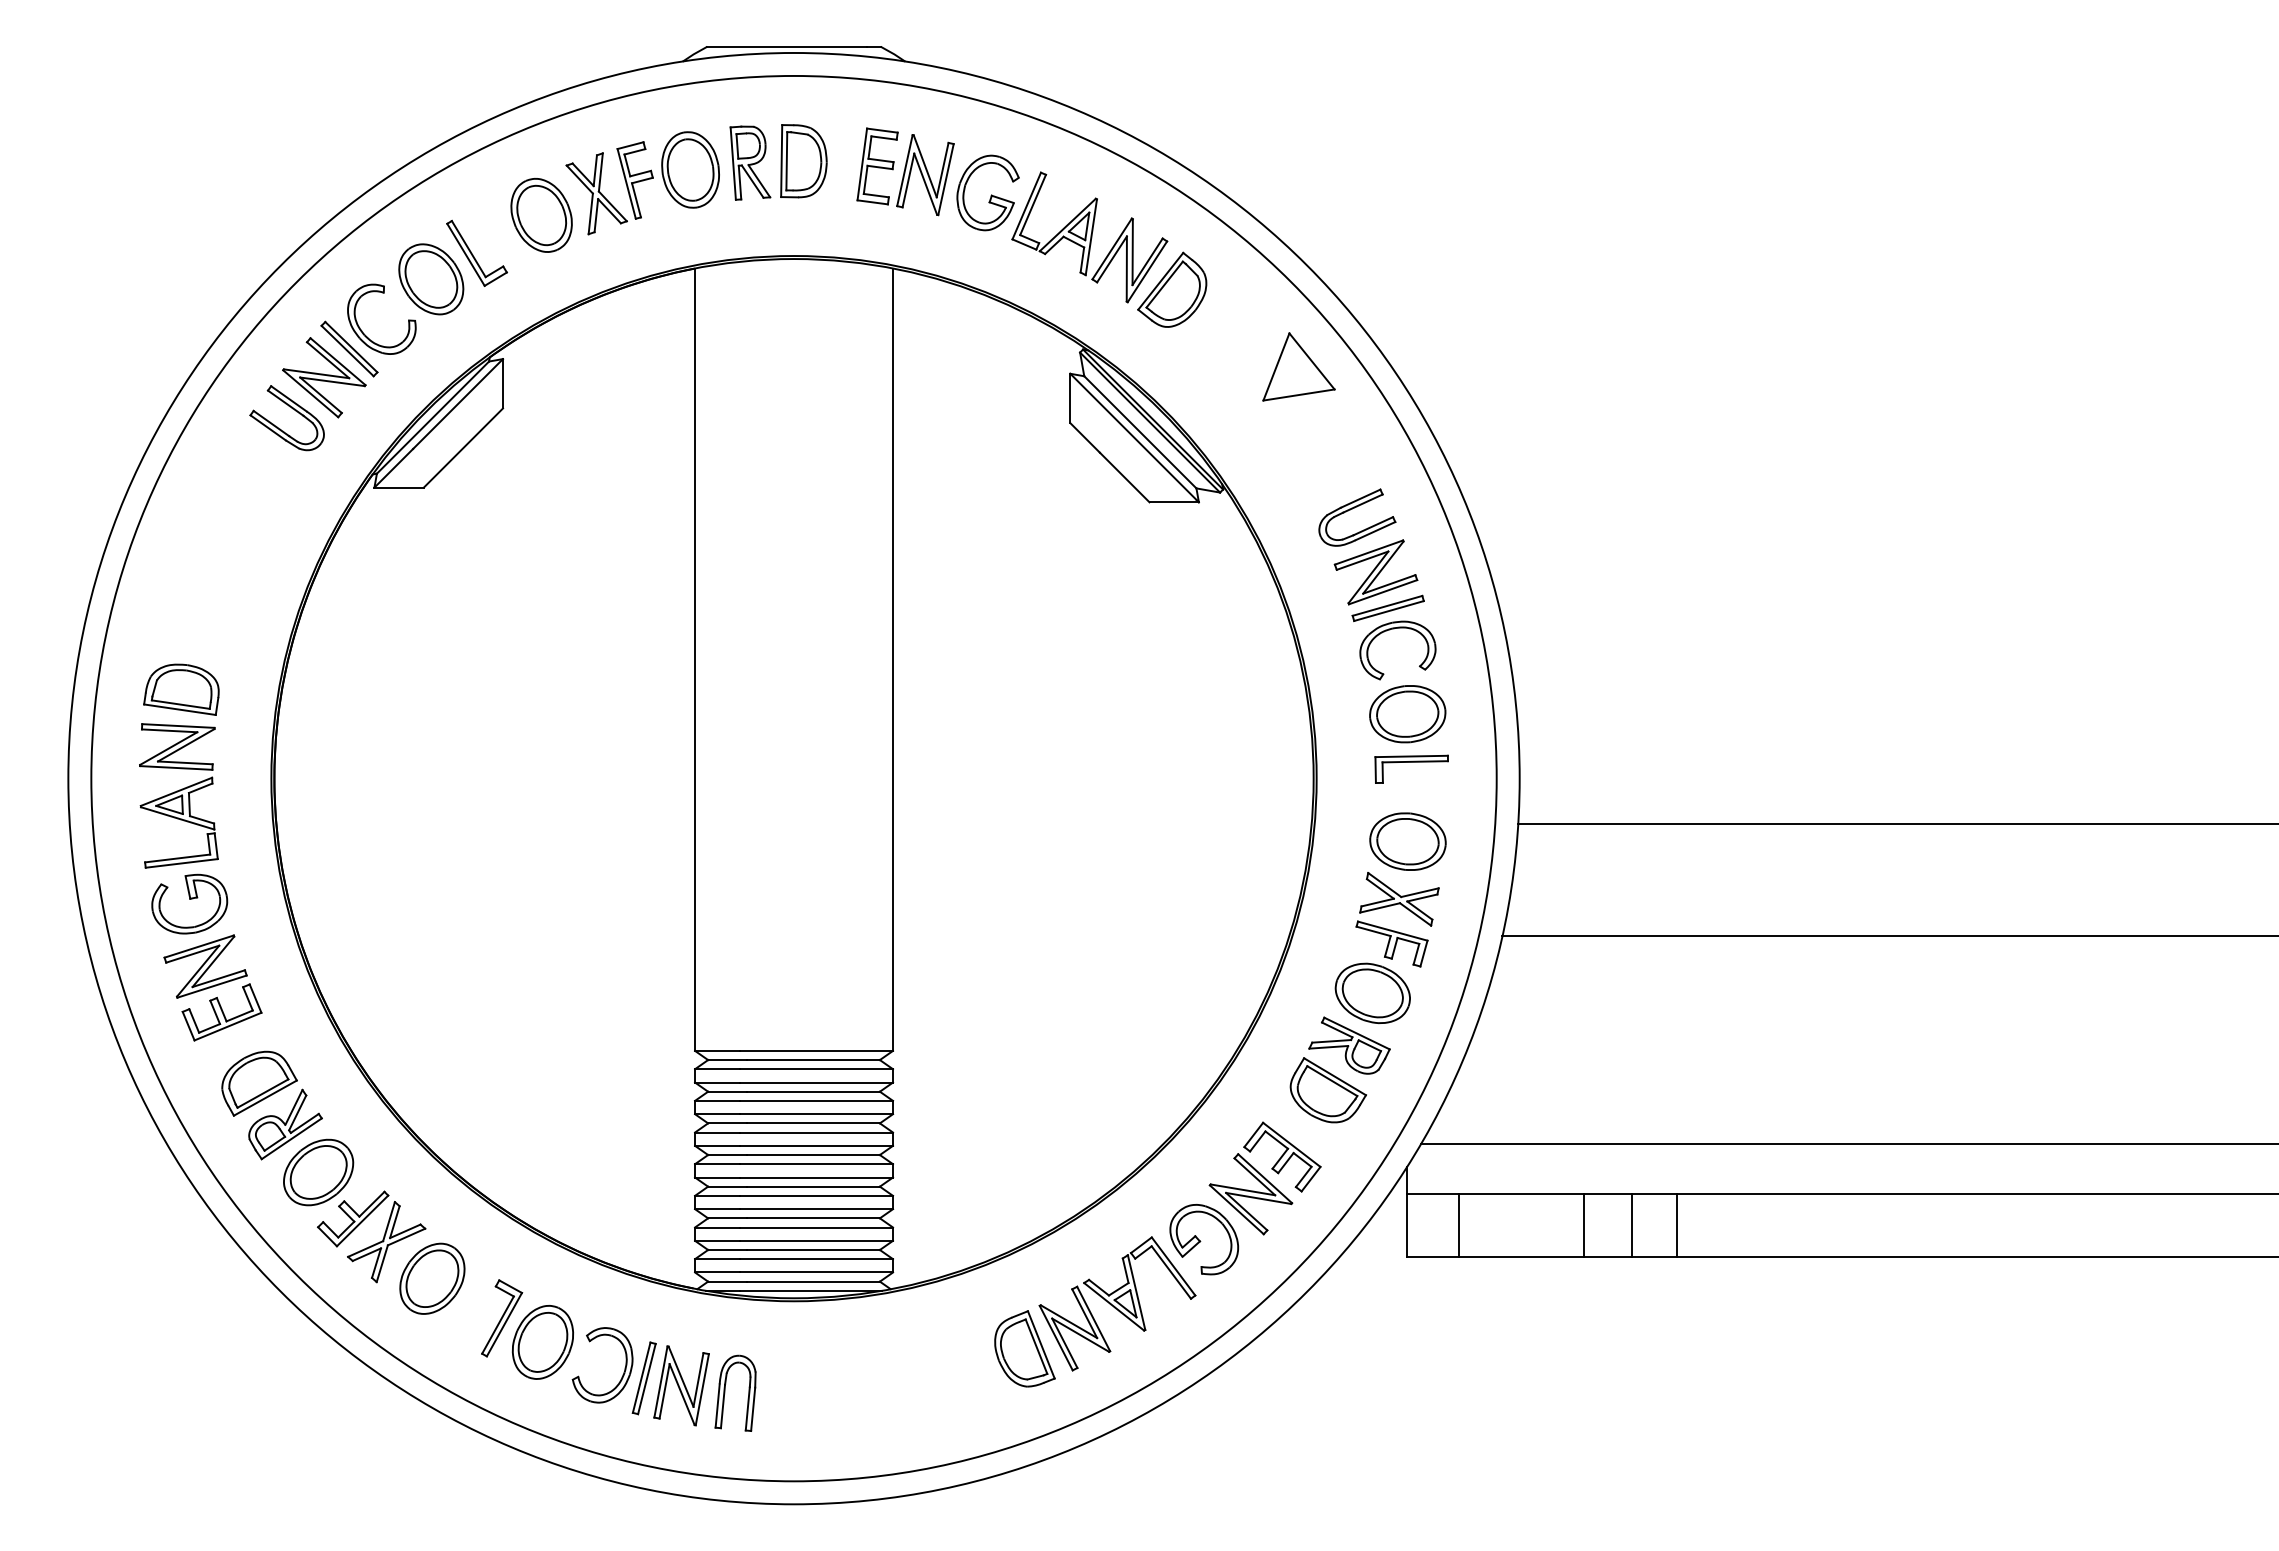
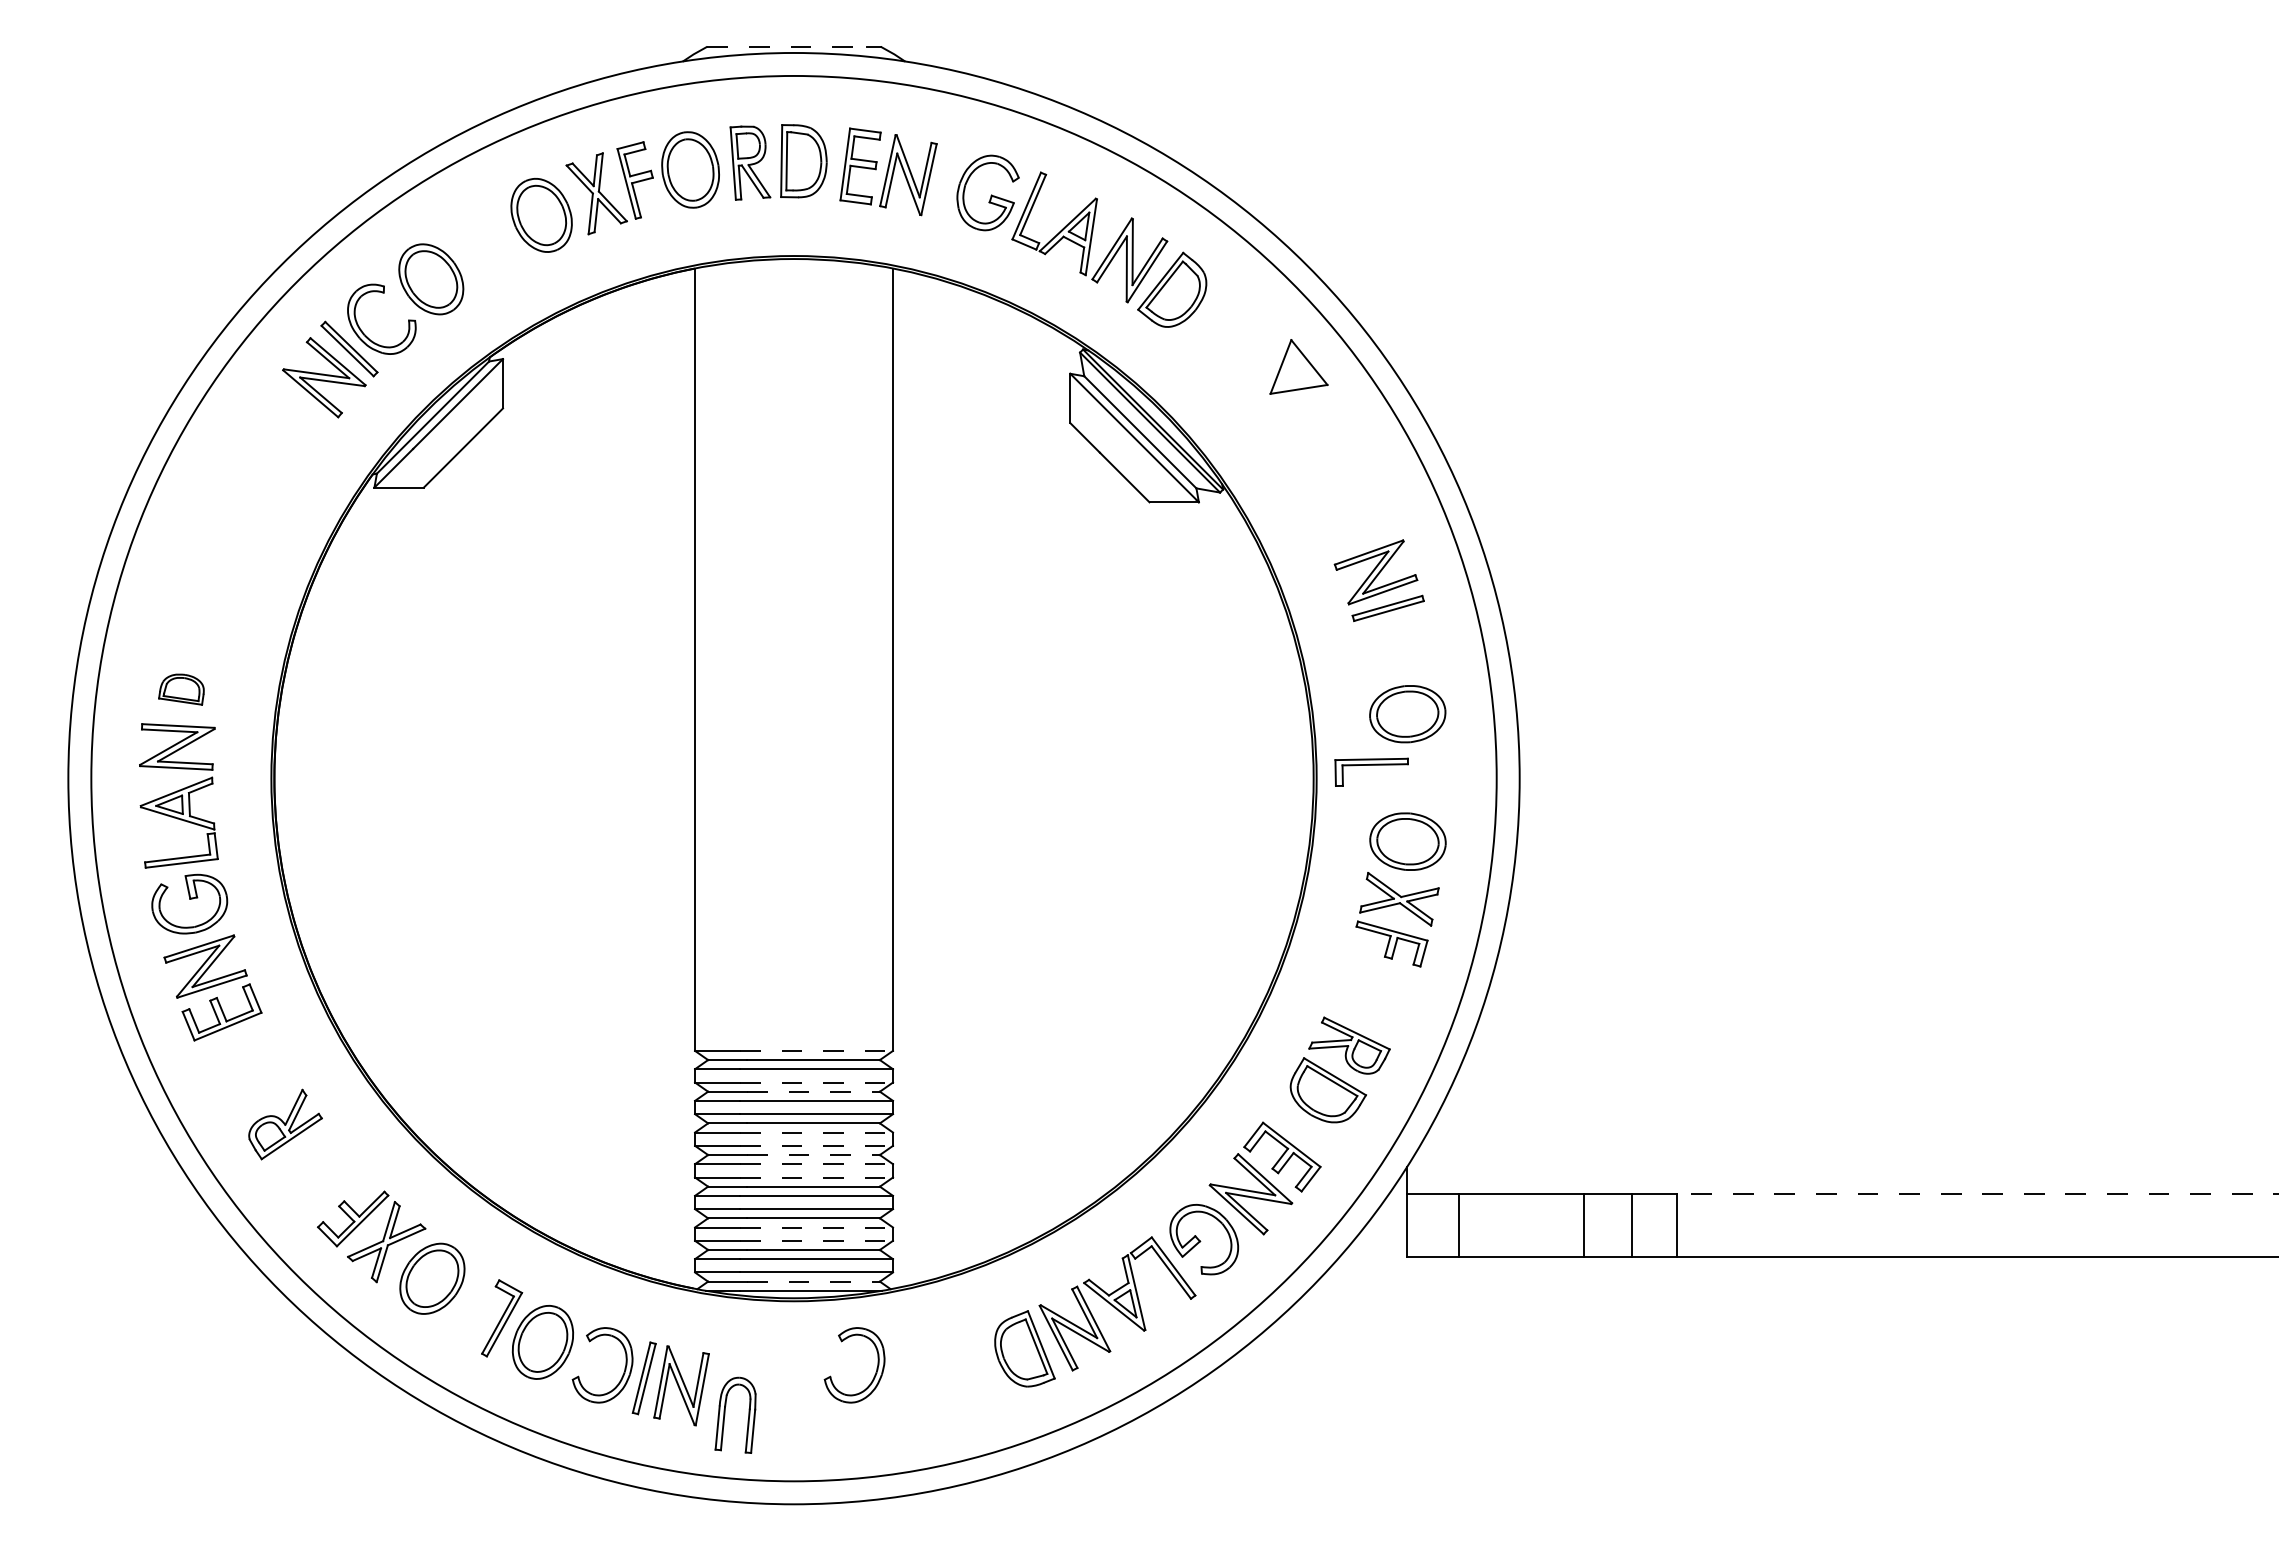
line: solid -> dashed (786, 46)
part position: (905, 171) -> (888, 171) (888, 171)
part: present -> none (476, 252)
part size: 74x70 px -> 60x56 px (1298, 366)
part: present -> none (292, 409)
part: present -> none (1352, 509)
part: present -> none (1390, 630)
part size: 77x53 px -> 47x33 px (181, 689)
part position: (1411, 768) -> (1371, 771) (1371, 771)
line: present -> none (1896, 823)
line: present -> none (1888, 936)
part: present -> none (1372, 992)
line: solid -> dashed (816, 1050)
line: solid -> dashed (816, 1082)
part: present -> none (259, 1083)
line: solid -> dashed (814, 1091)
line: solid -> dashed (816, 1132)
line: present -> none (1847, 1144)
line: solid -> dashed (816, 1145)
line: solid -> dashed (814, 1155)
line: solid -> dashed (816, 1164)
part: present -> none (318, 1172)
line: solid -> dashed (816, 1177)
line: solid -> dashed (1977, 1194)
line: solid -> dashed (816, 1227)
line: solid -> dashed (816, 1240)
line: solid -> dashed (814, 1281)
part: none -> present (874, 1374)
part position: (725, 1392) -> (725, 1414) (725, 1414)
